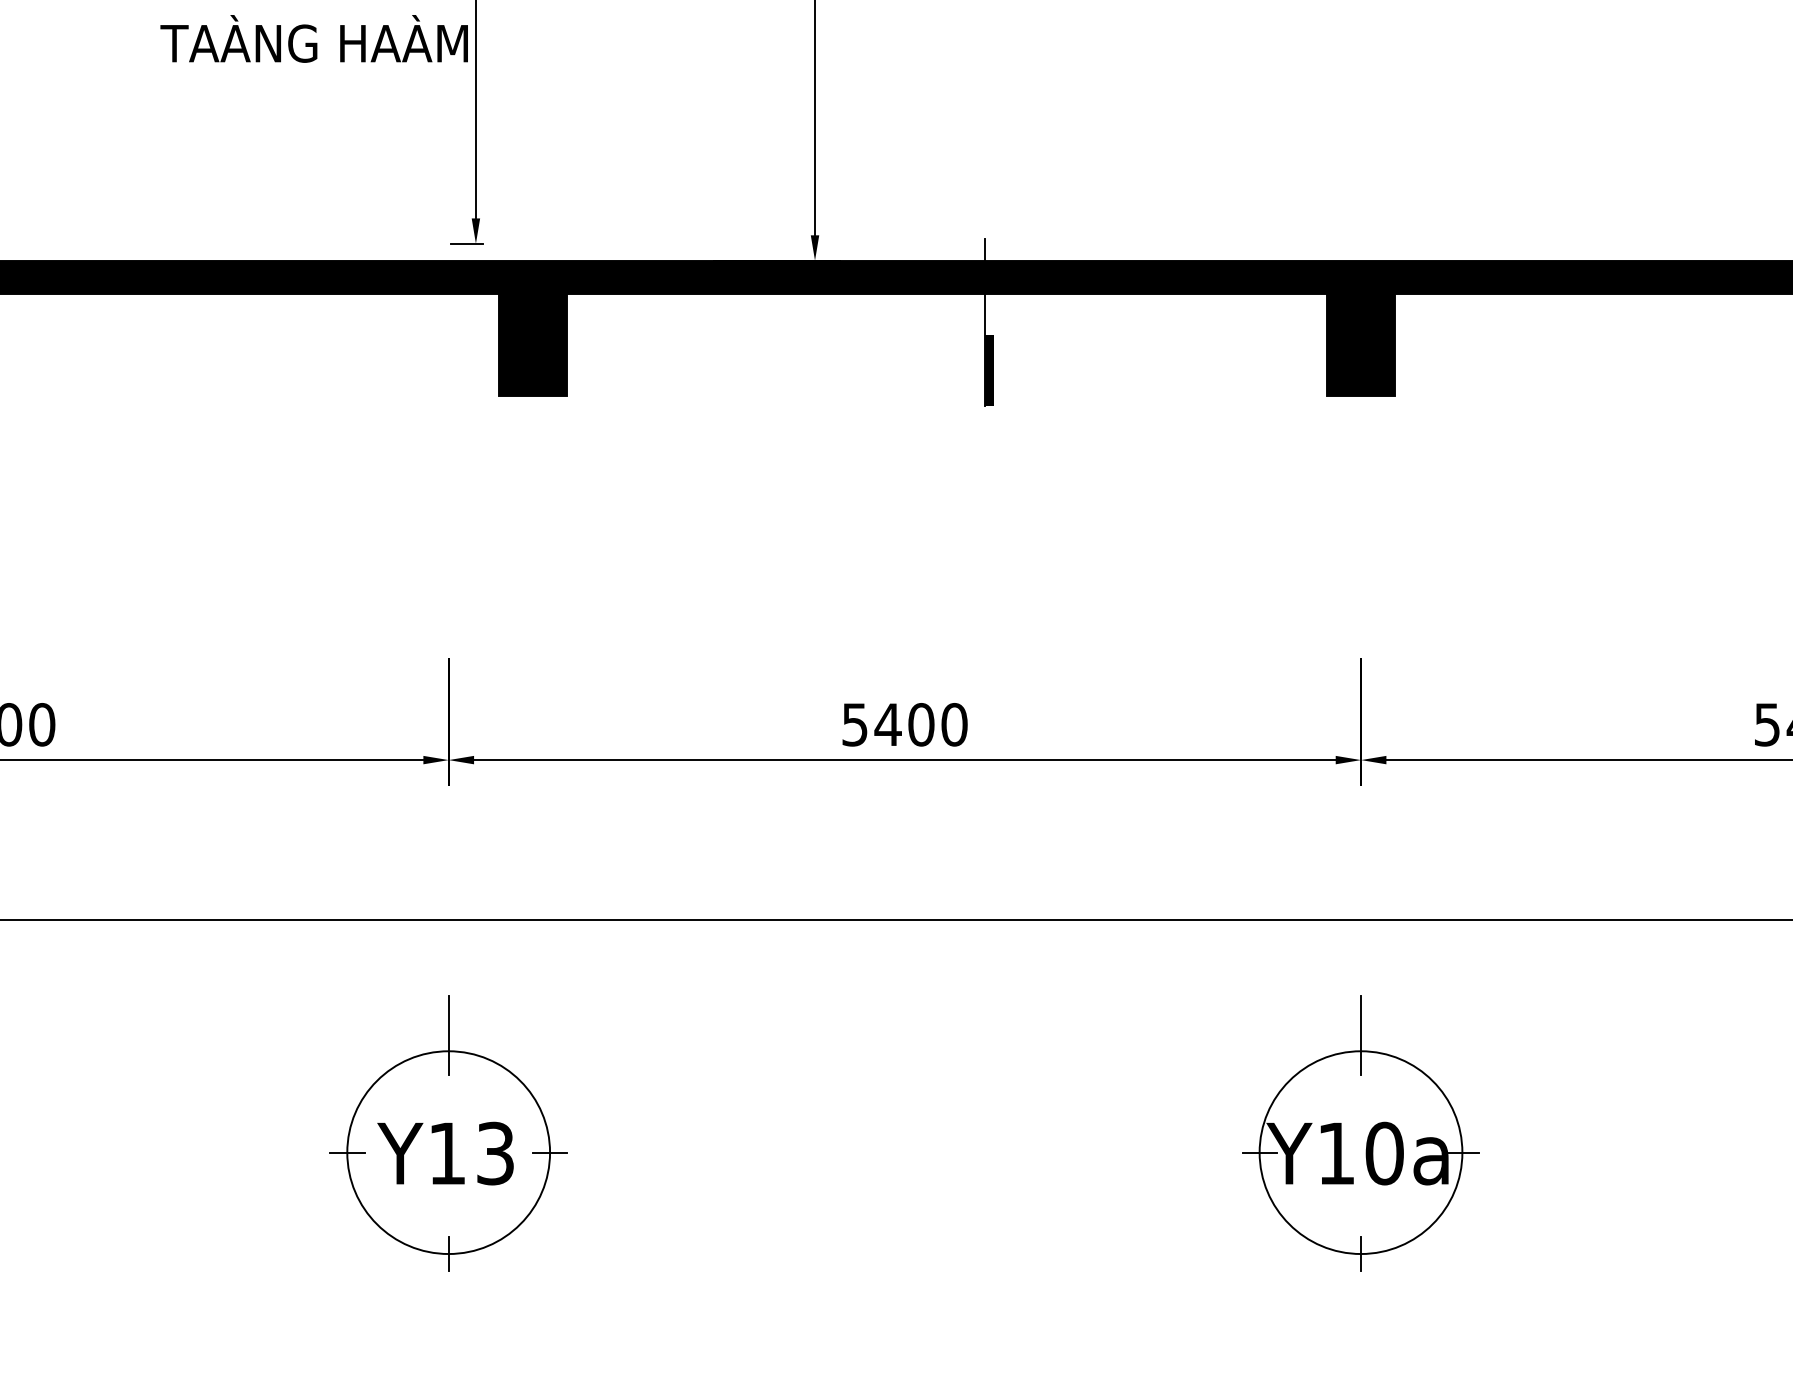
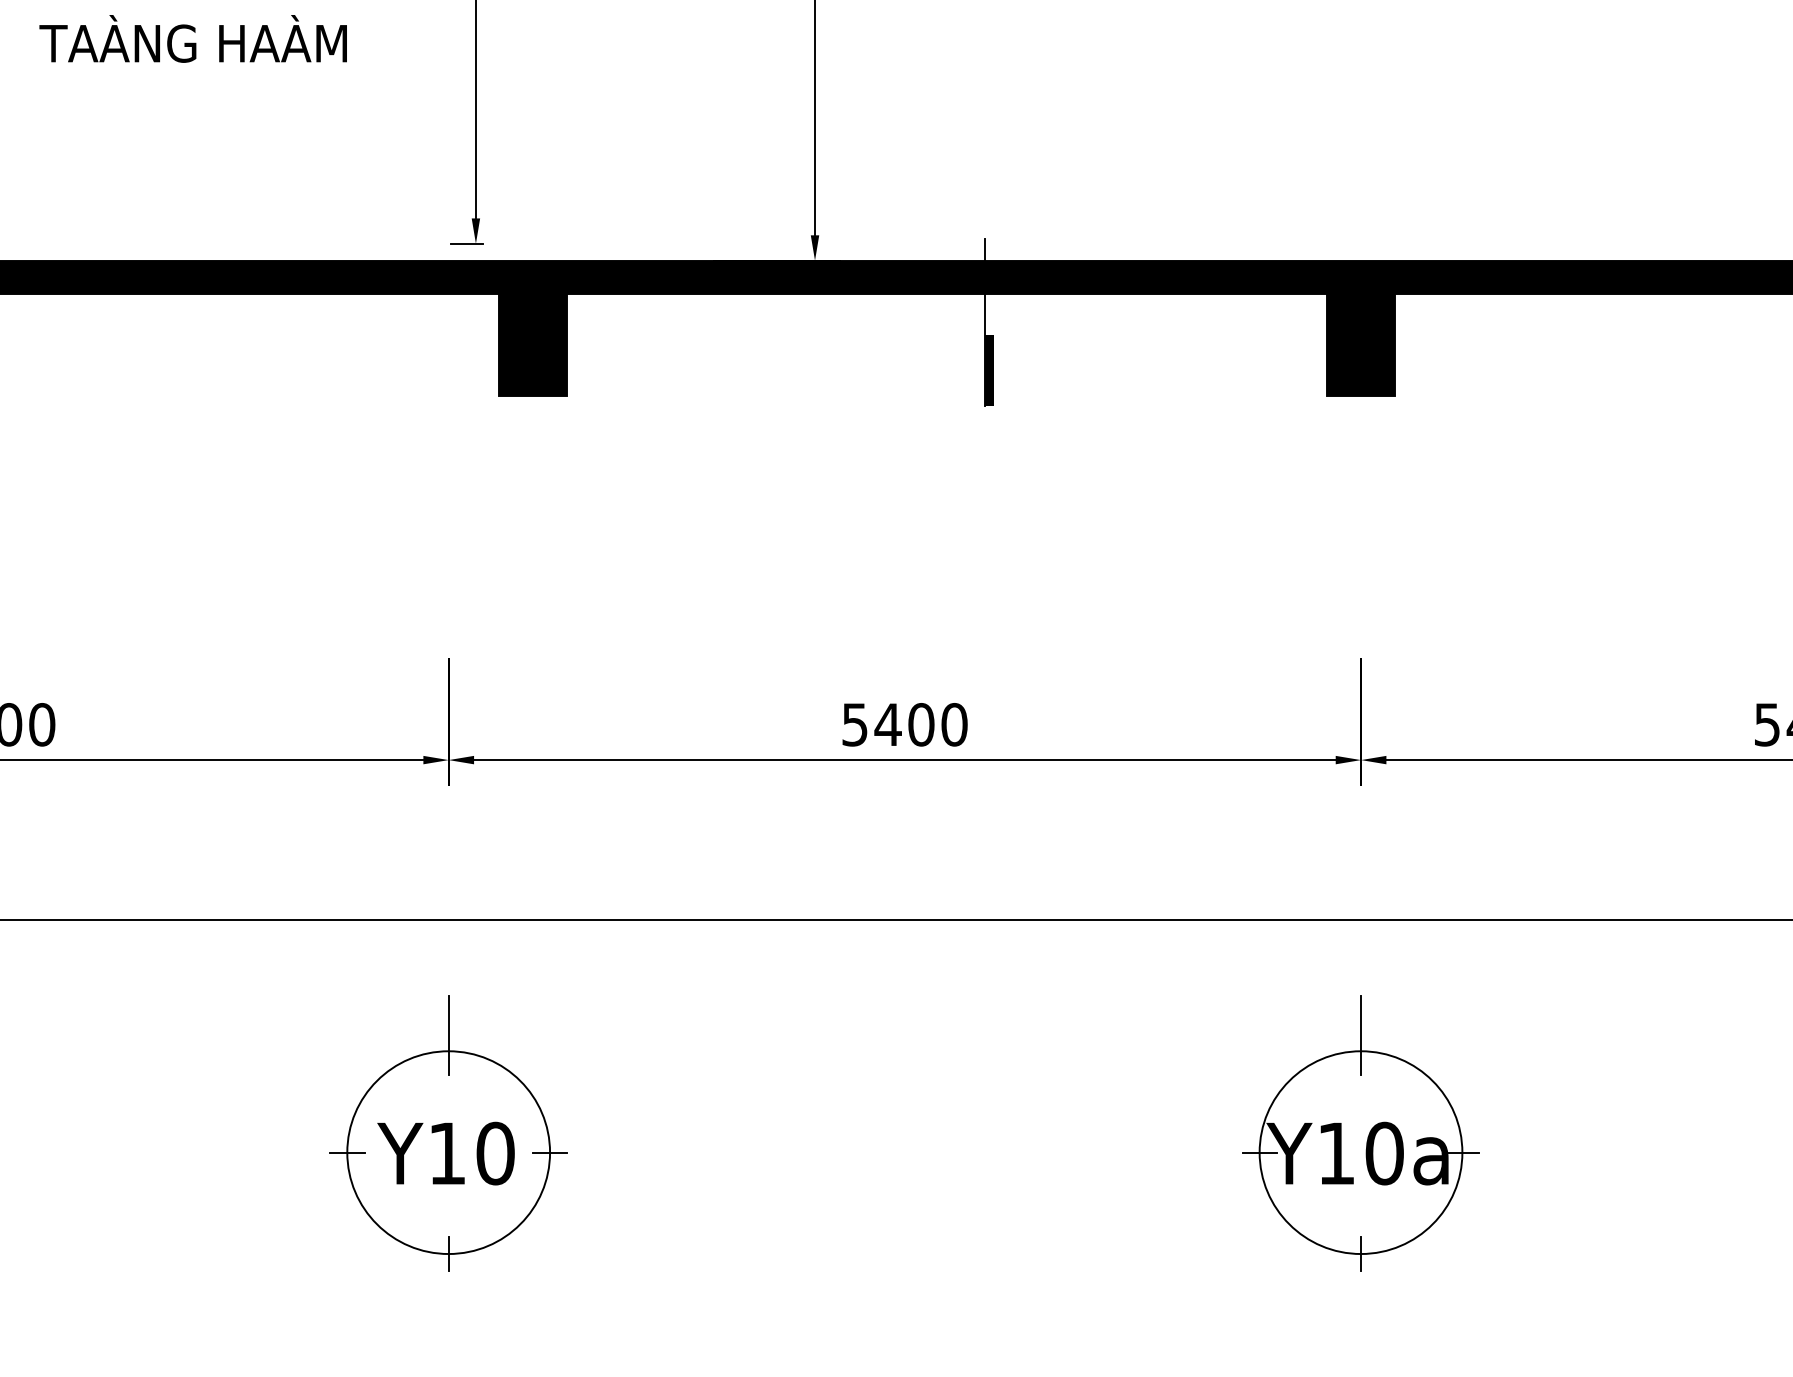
text position: (313, 38) -> (192, 38) (192, 38)
text: Y13 -> Y10 (495, 1153)
